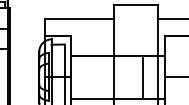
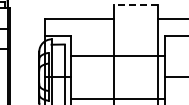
line: solid -> dashed (135, 4)
line: present -> none (142, 77)
